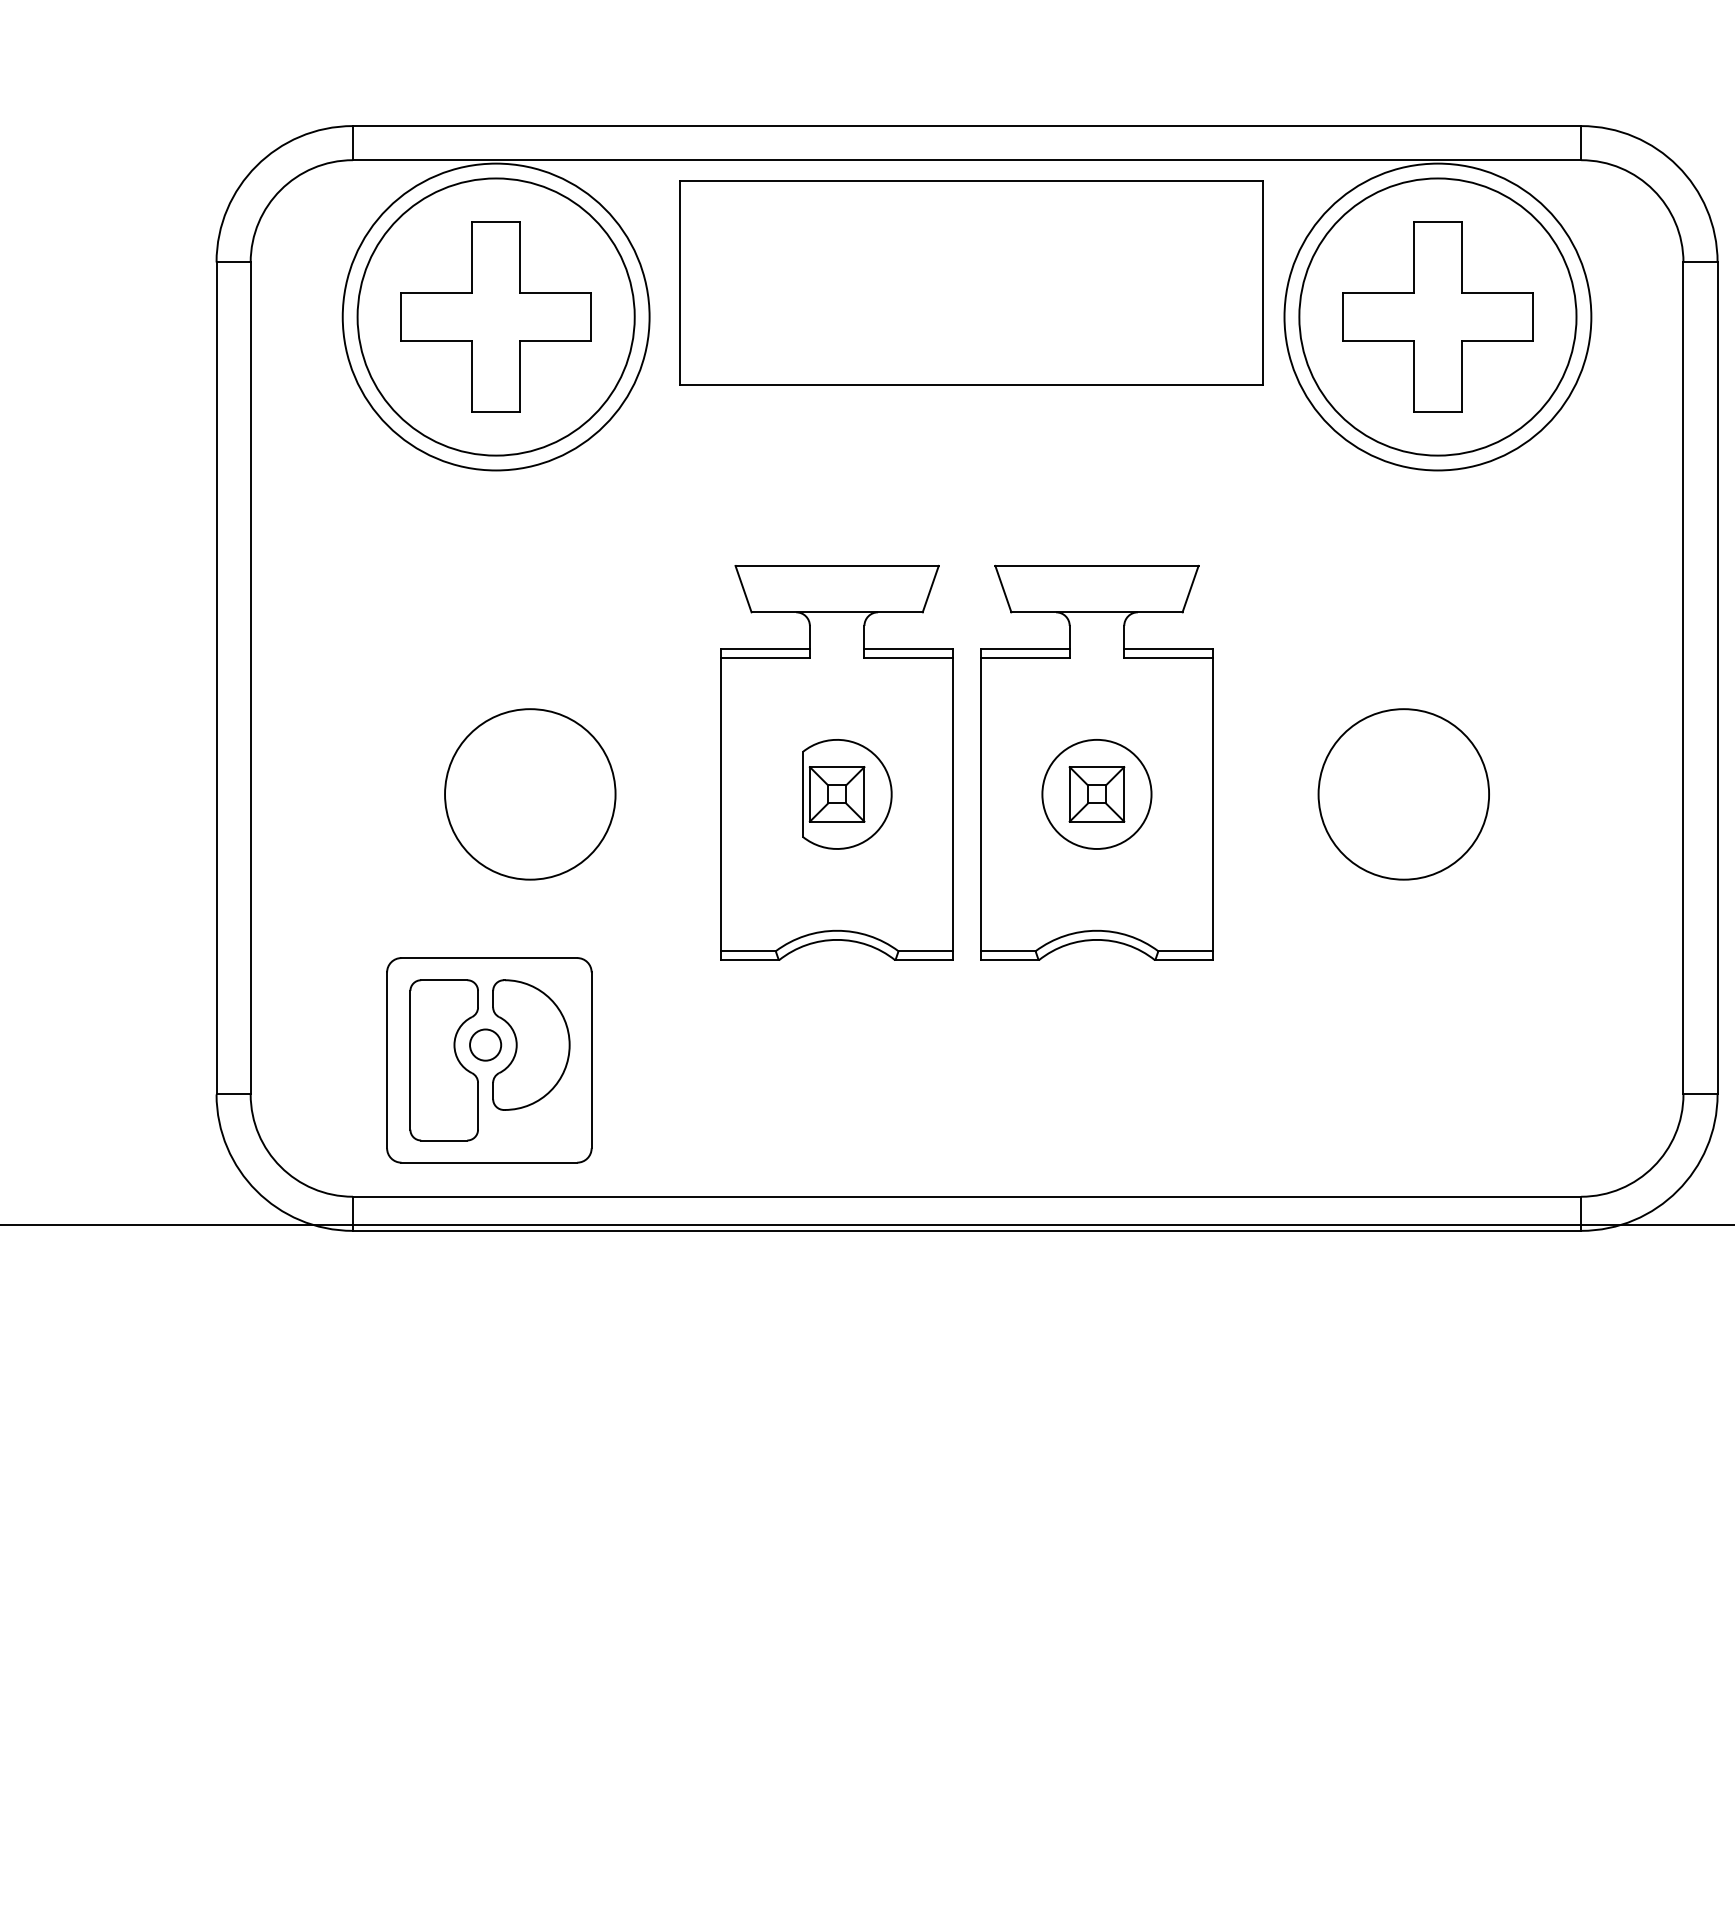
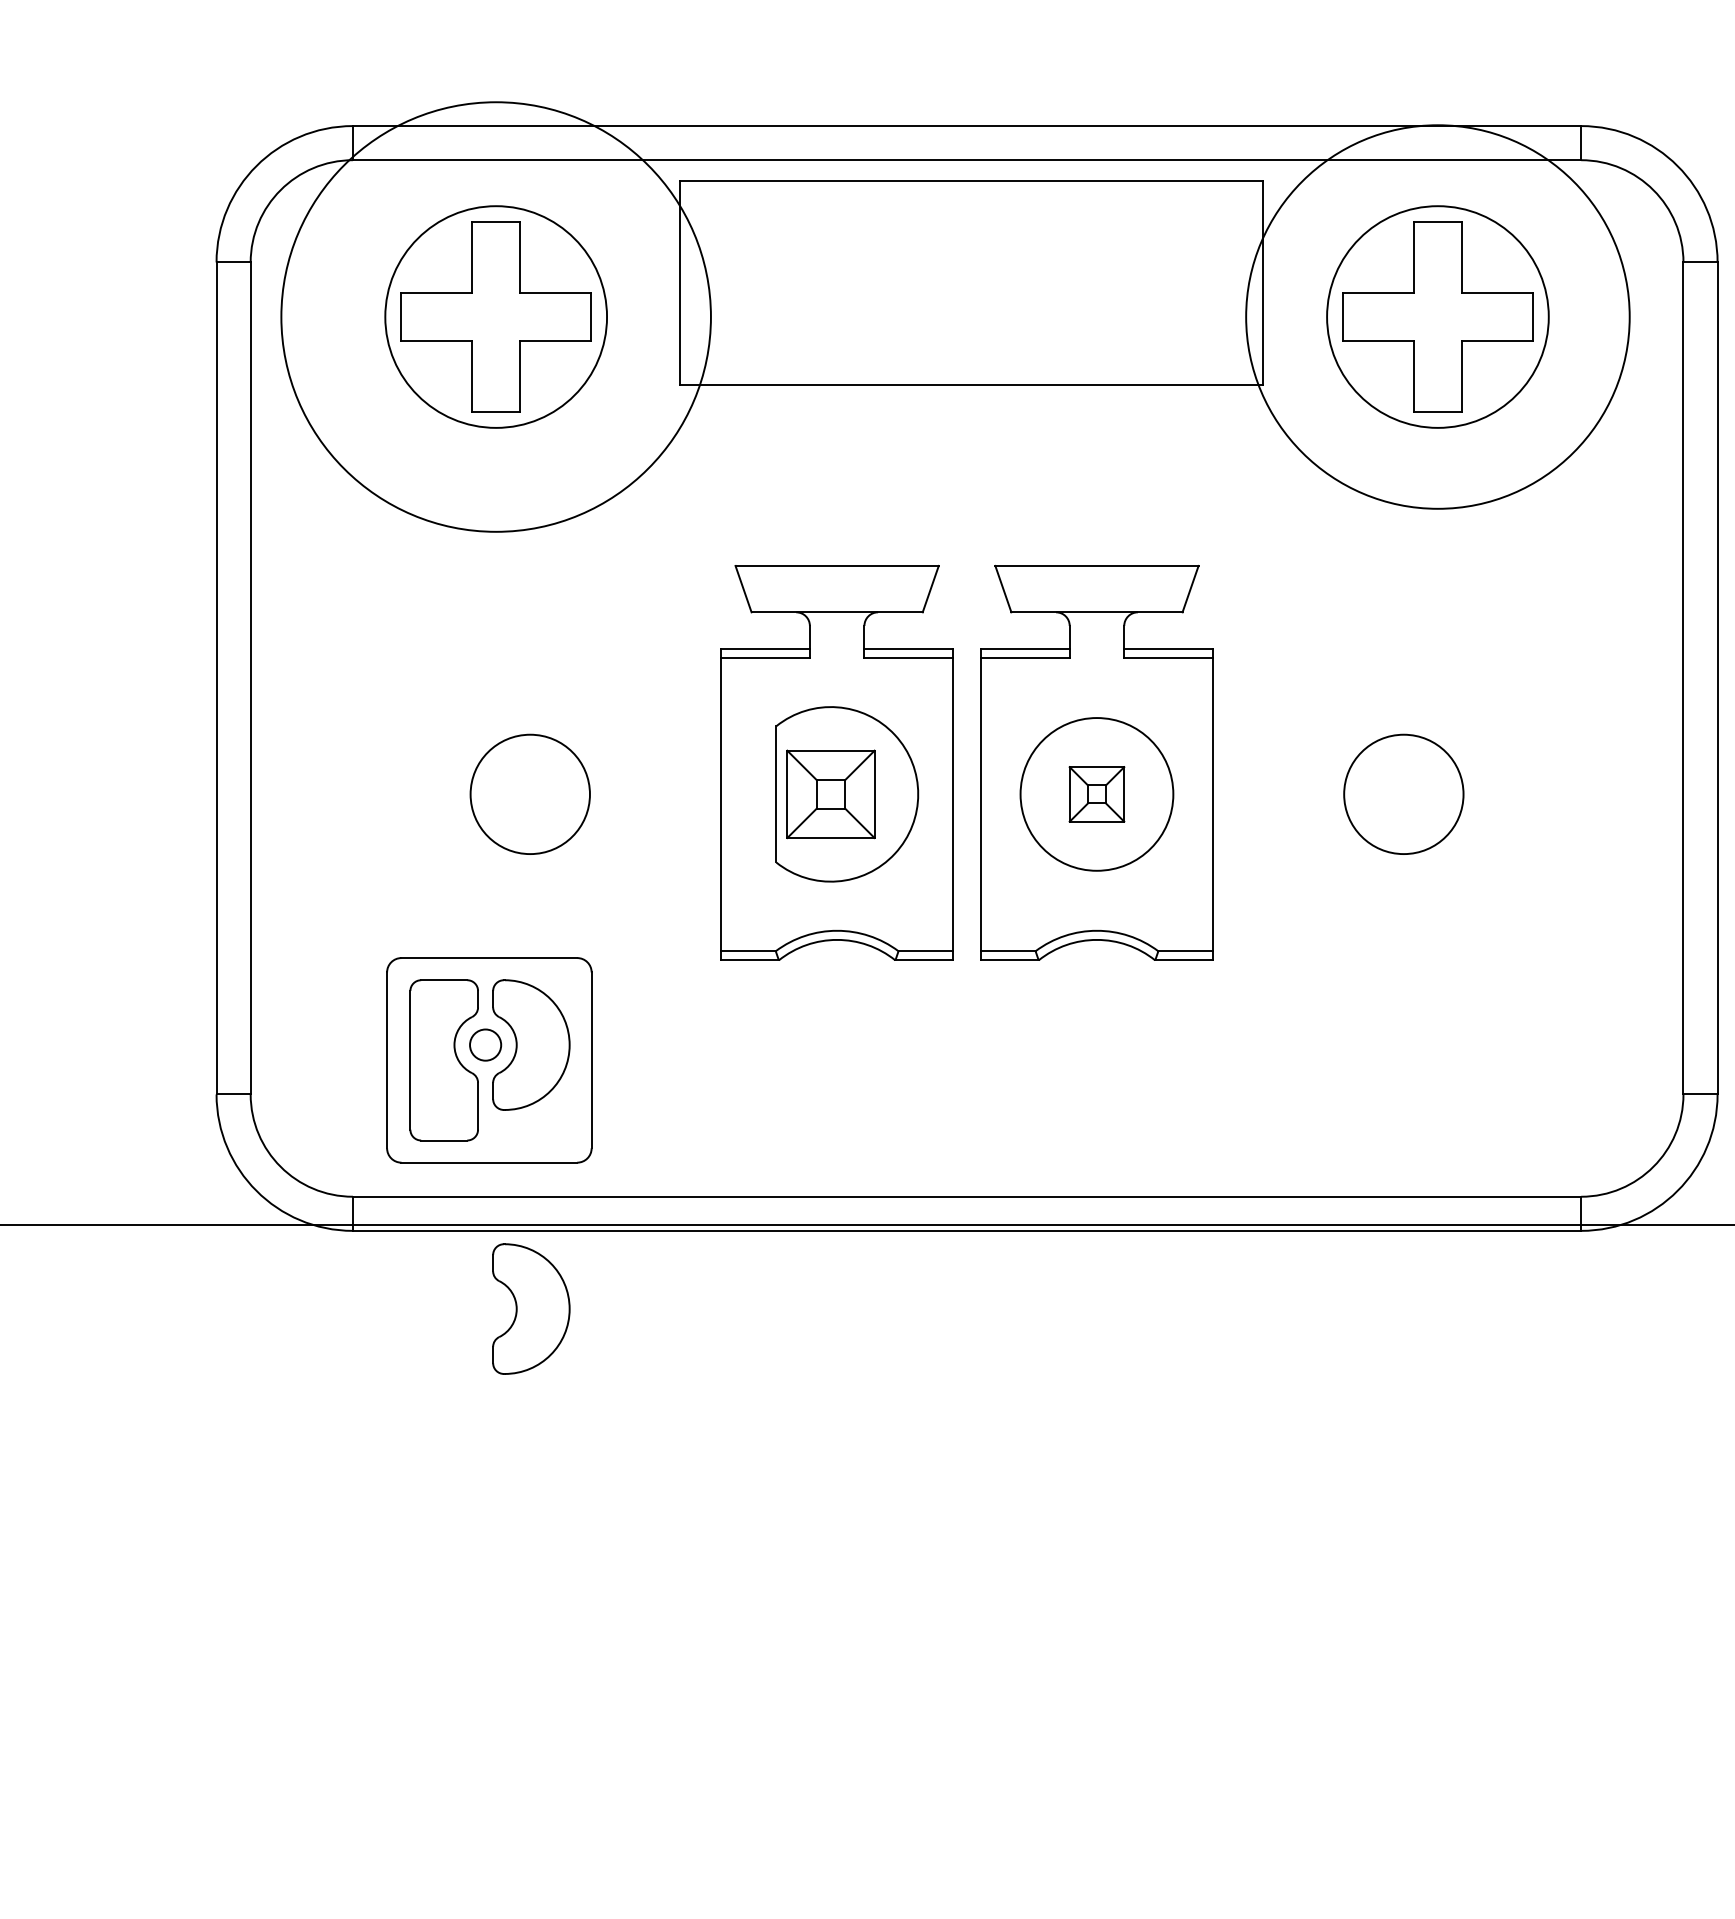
circle diameter: 277 px -> 222 px (496, 316)
circle diameter: 307 px -> 430 px (495, 316)
circle diameter: 277 px -> 222 px (1437, 316)
circle diameter: 307 px -> 384 px (1437, 316)
circle diameter: 109 px -> 153 px (1096, 794)
circle diameter: 171 px -> 119 px (529, 794)
part size: 91x111 px -> 145x177 px (847, 794)
circle diameter: 171 px -> 119 px (1403, 794)
part: none -> present (531, 1308)
